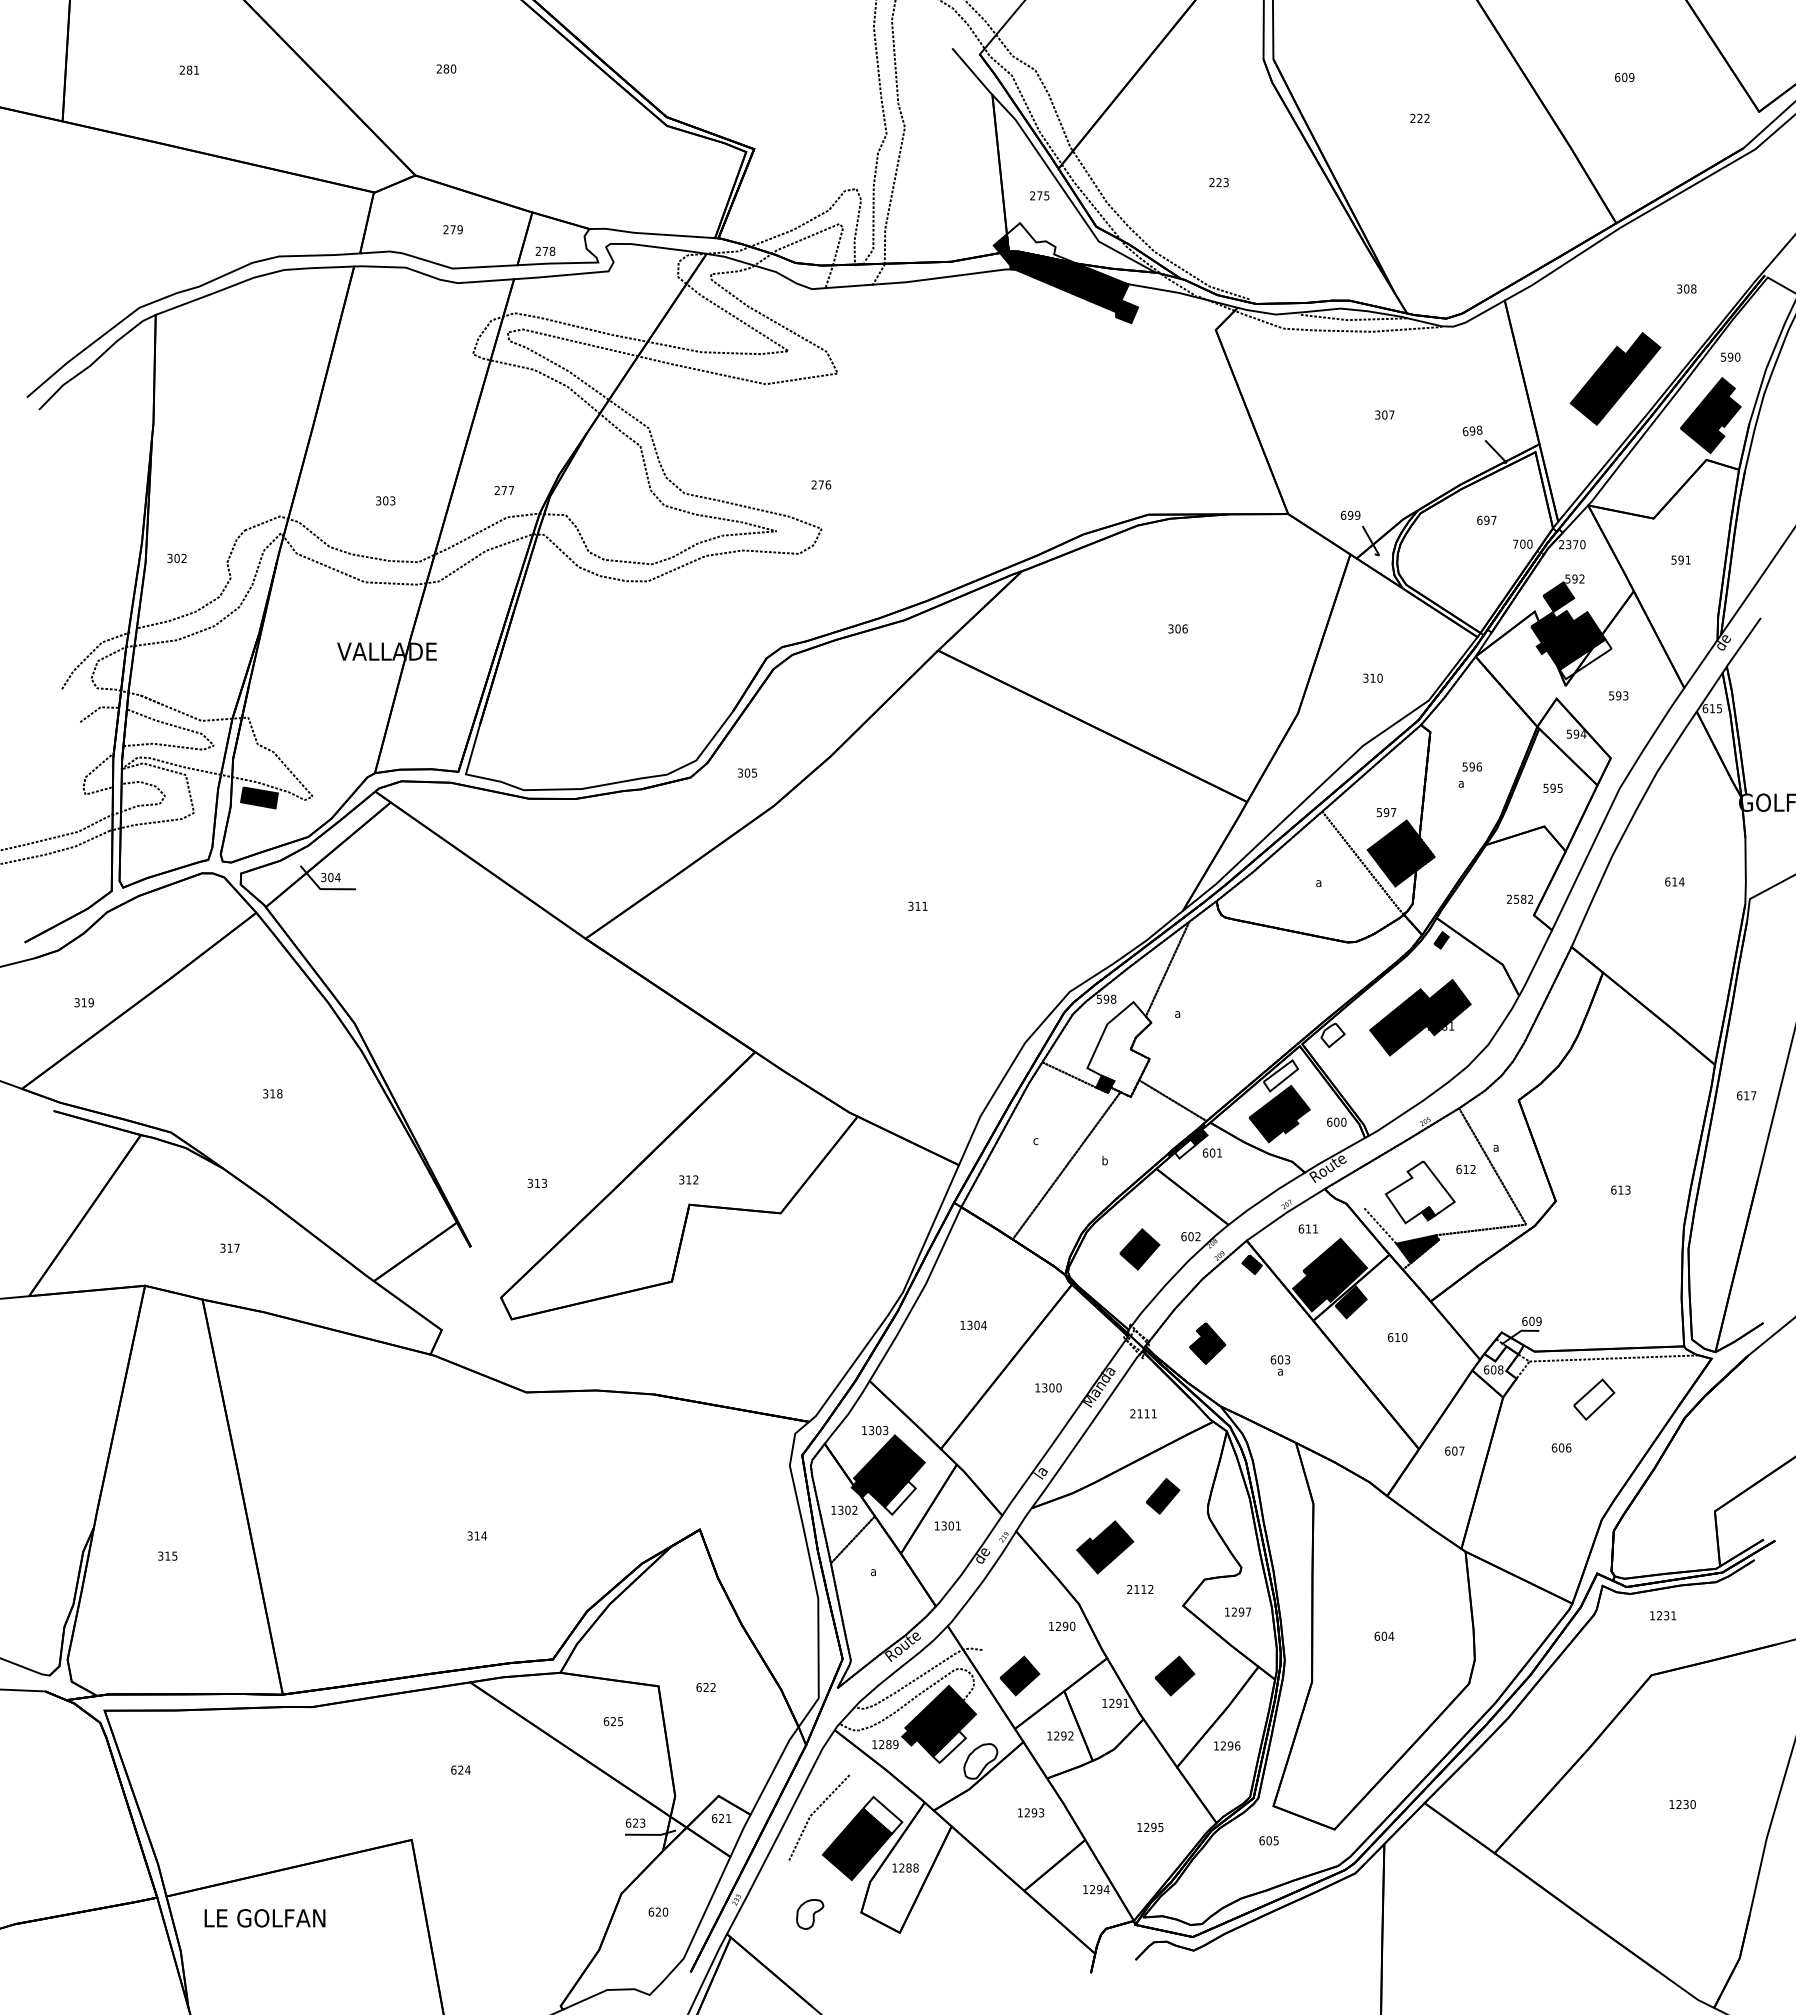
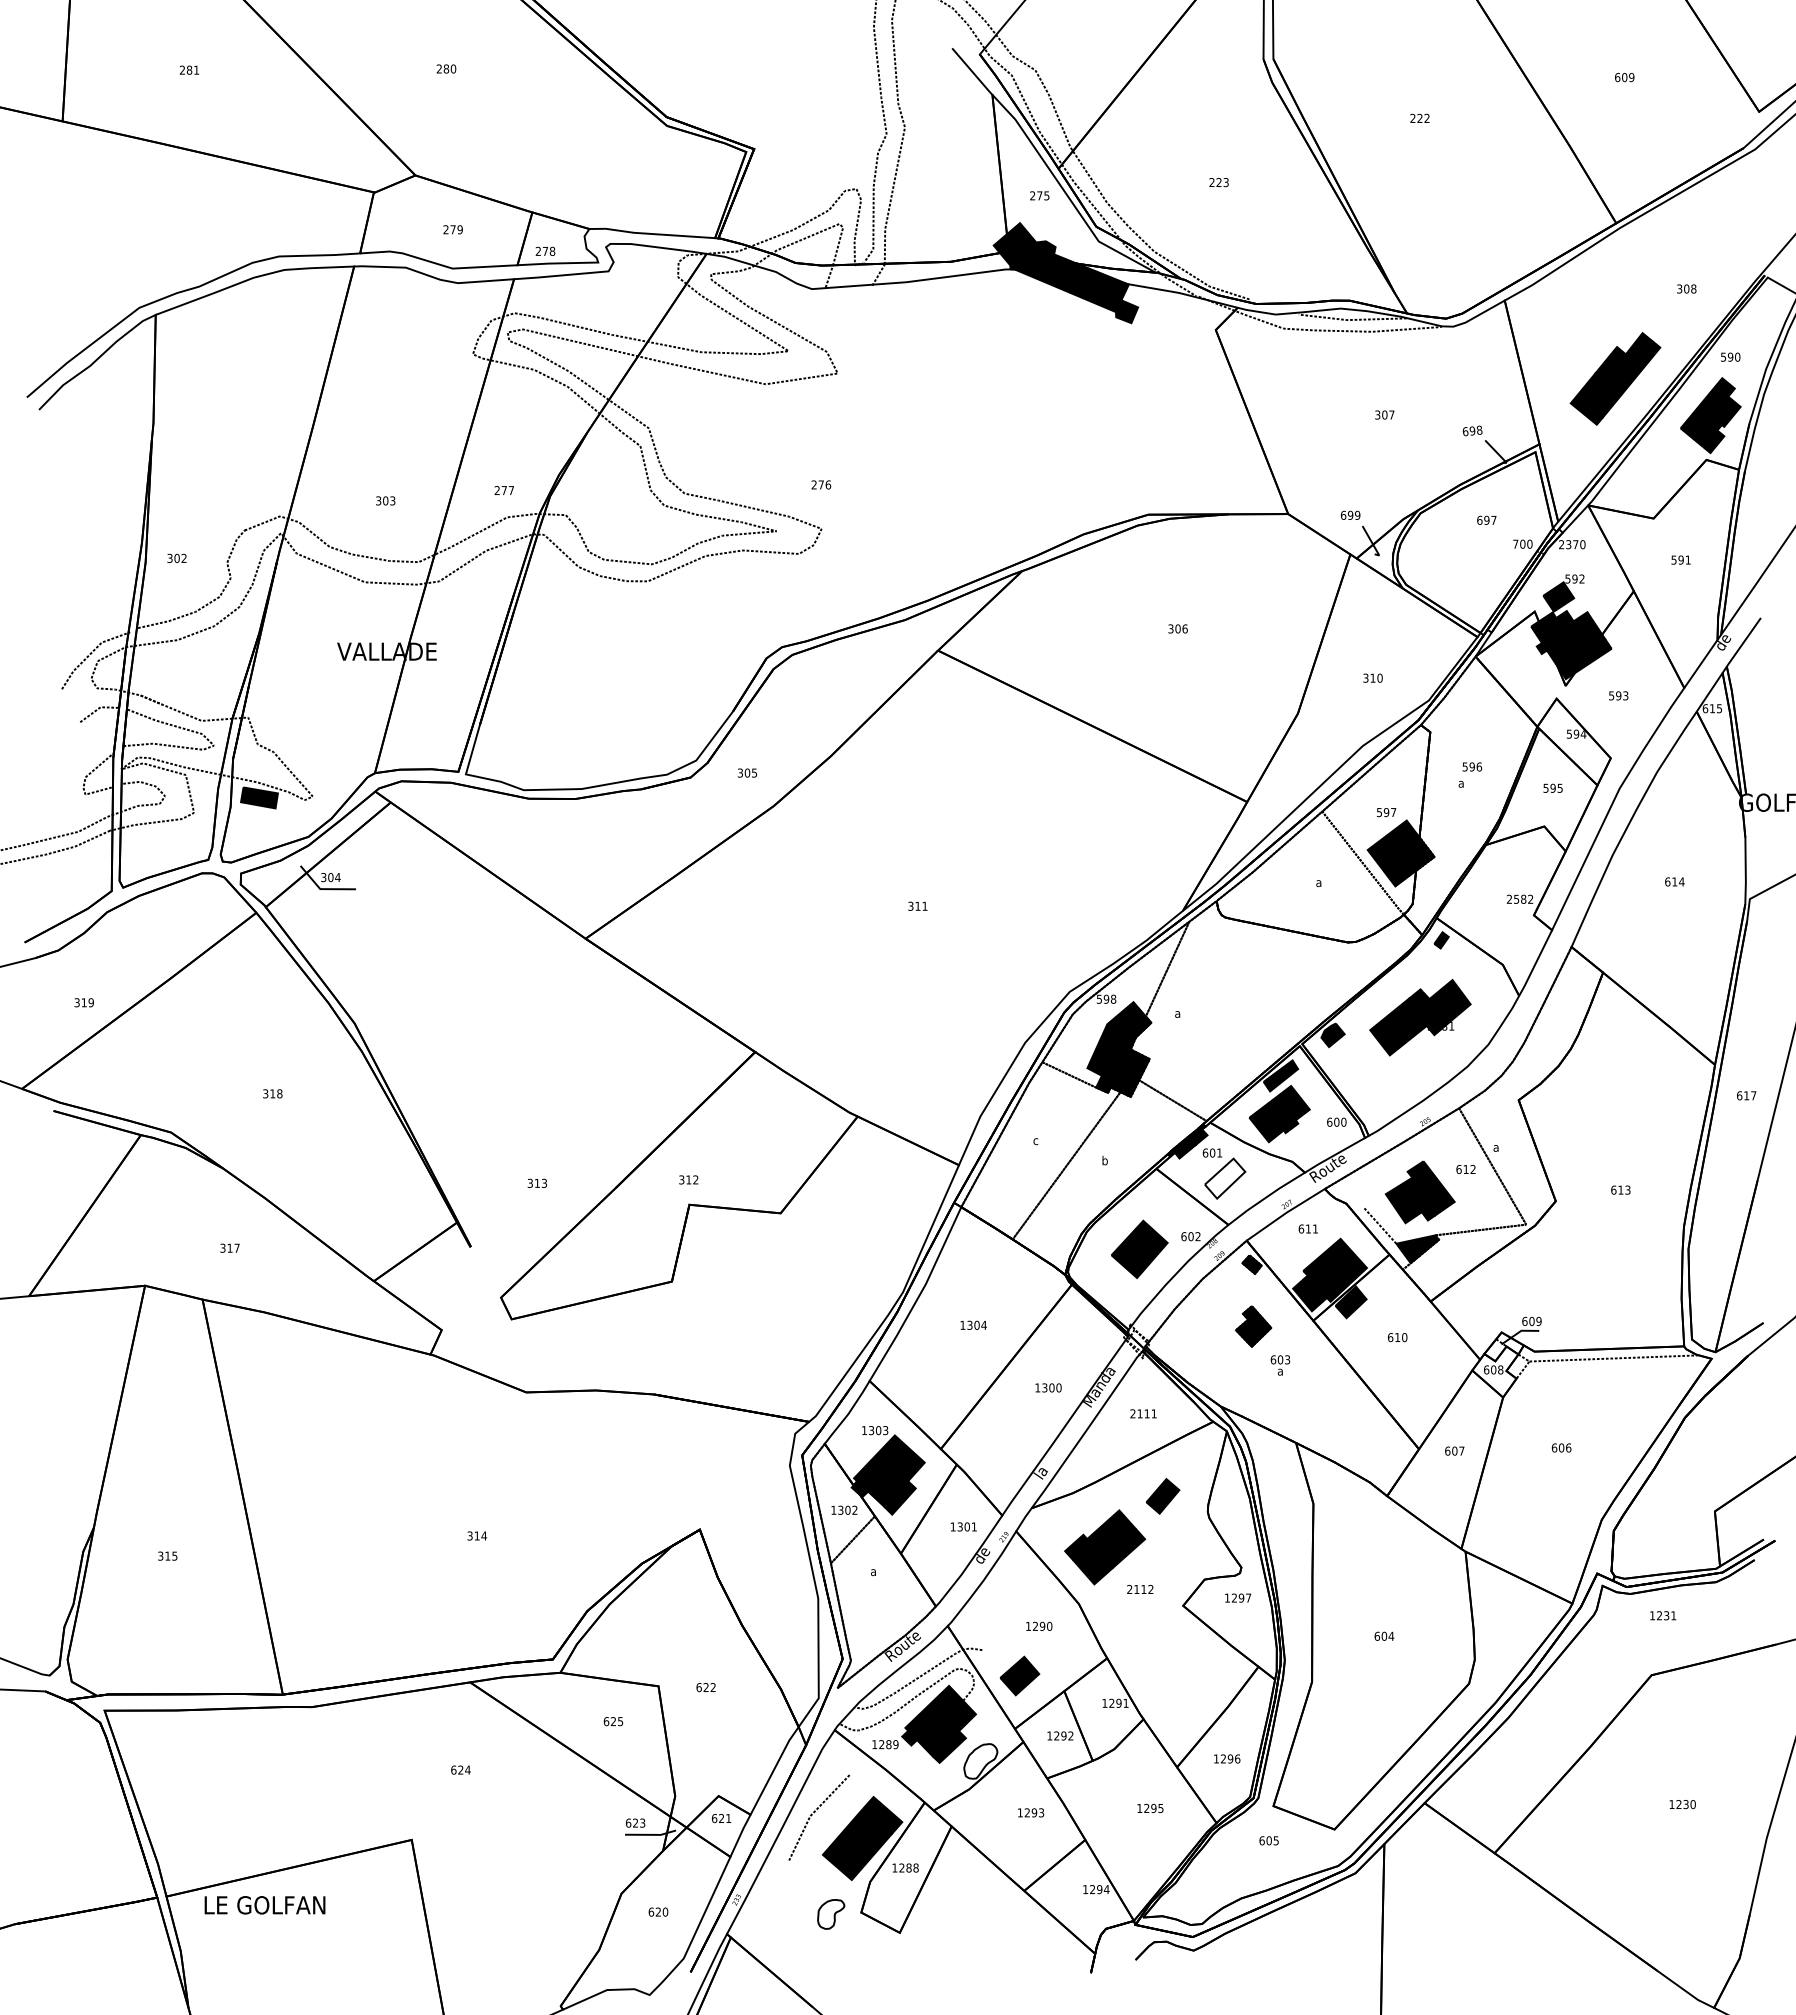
fill: none -> present (1041, 243)
fill: none -> present (1585, 659)
fill: none -> present (1332, 1035)
fill: none -> present (1119, 1049)
fill: none -> present (1280, 1075)
fill: none -> present (1184, 1148)
fill: none -> present (1419, 1192)
part size: 42x43 px -> 58x61 px (1139, 1249)
part position: (1207, 1343) -> (1253, 1326) (1253, 1326)
part position: (1594, 1399) -> (1225, 1178) (1225, 1178)
fill: none -> present (899, 1497)
text position: (947, 1525) -> (963, 1526) (963, 1526)
part size: 59x55 px -> 83x77 px (1105, 1547)
text position: (1238, 1611) -> (1238, 1597) (1238, 1597)
text position: (1062, 1625) -> (1039, 1625) (1039, 1625)
part: present -> none (1174, 1675)
text position: (1227, 1745) -> (1227, 1758) (1227, 1758)
fill: none -> present (949, 1746)
fill: none -> present (882, 1814)
text position: (1150, 1826) -> (1150, 1807) (1150, 1807)
part position: (810, 1914) -> (831, 1914) (831, 1914)
text position: (264, 1918) -> (264, 1905) (264, 1905)
